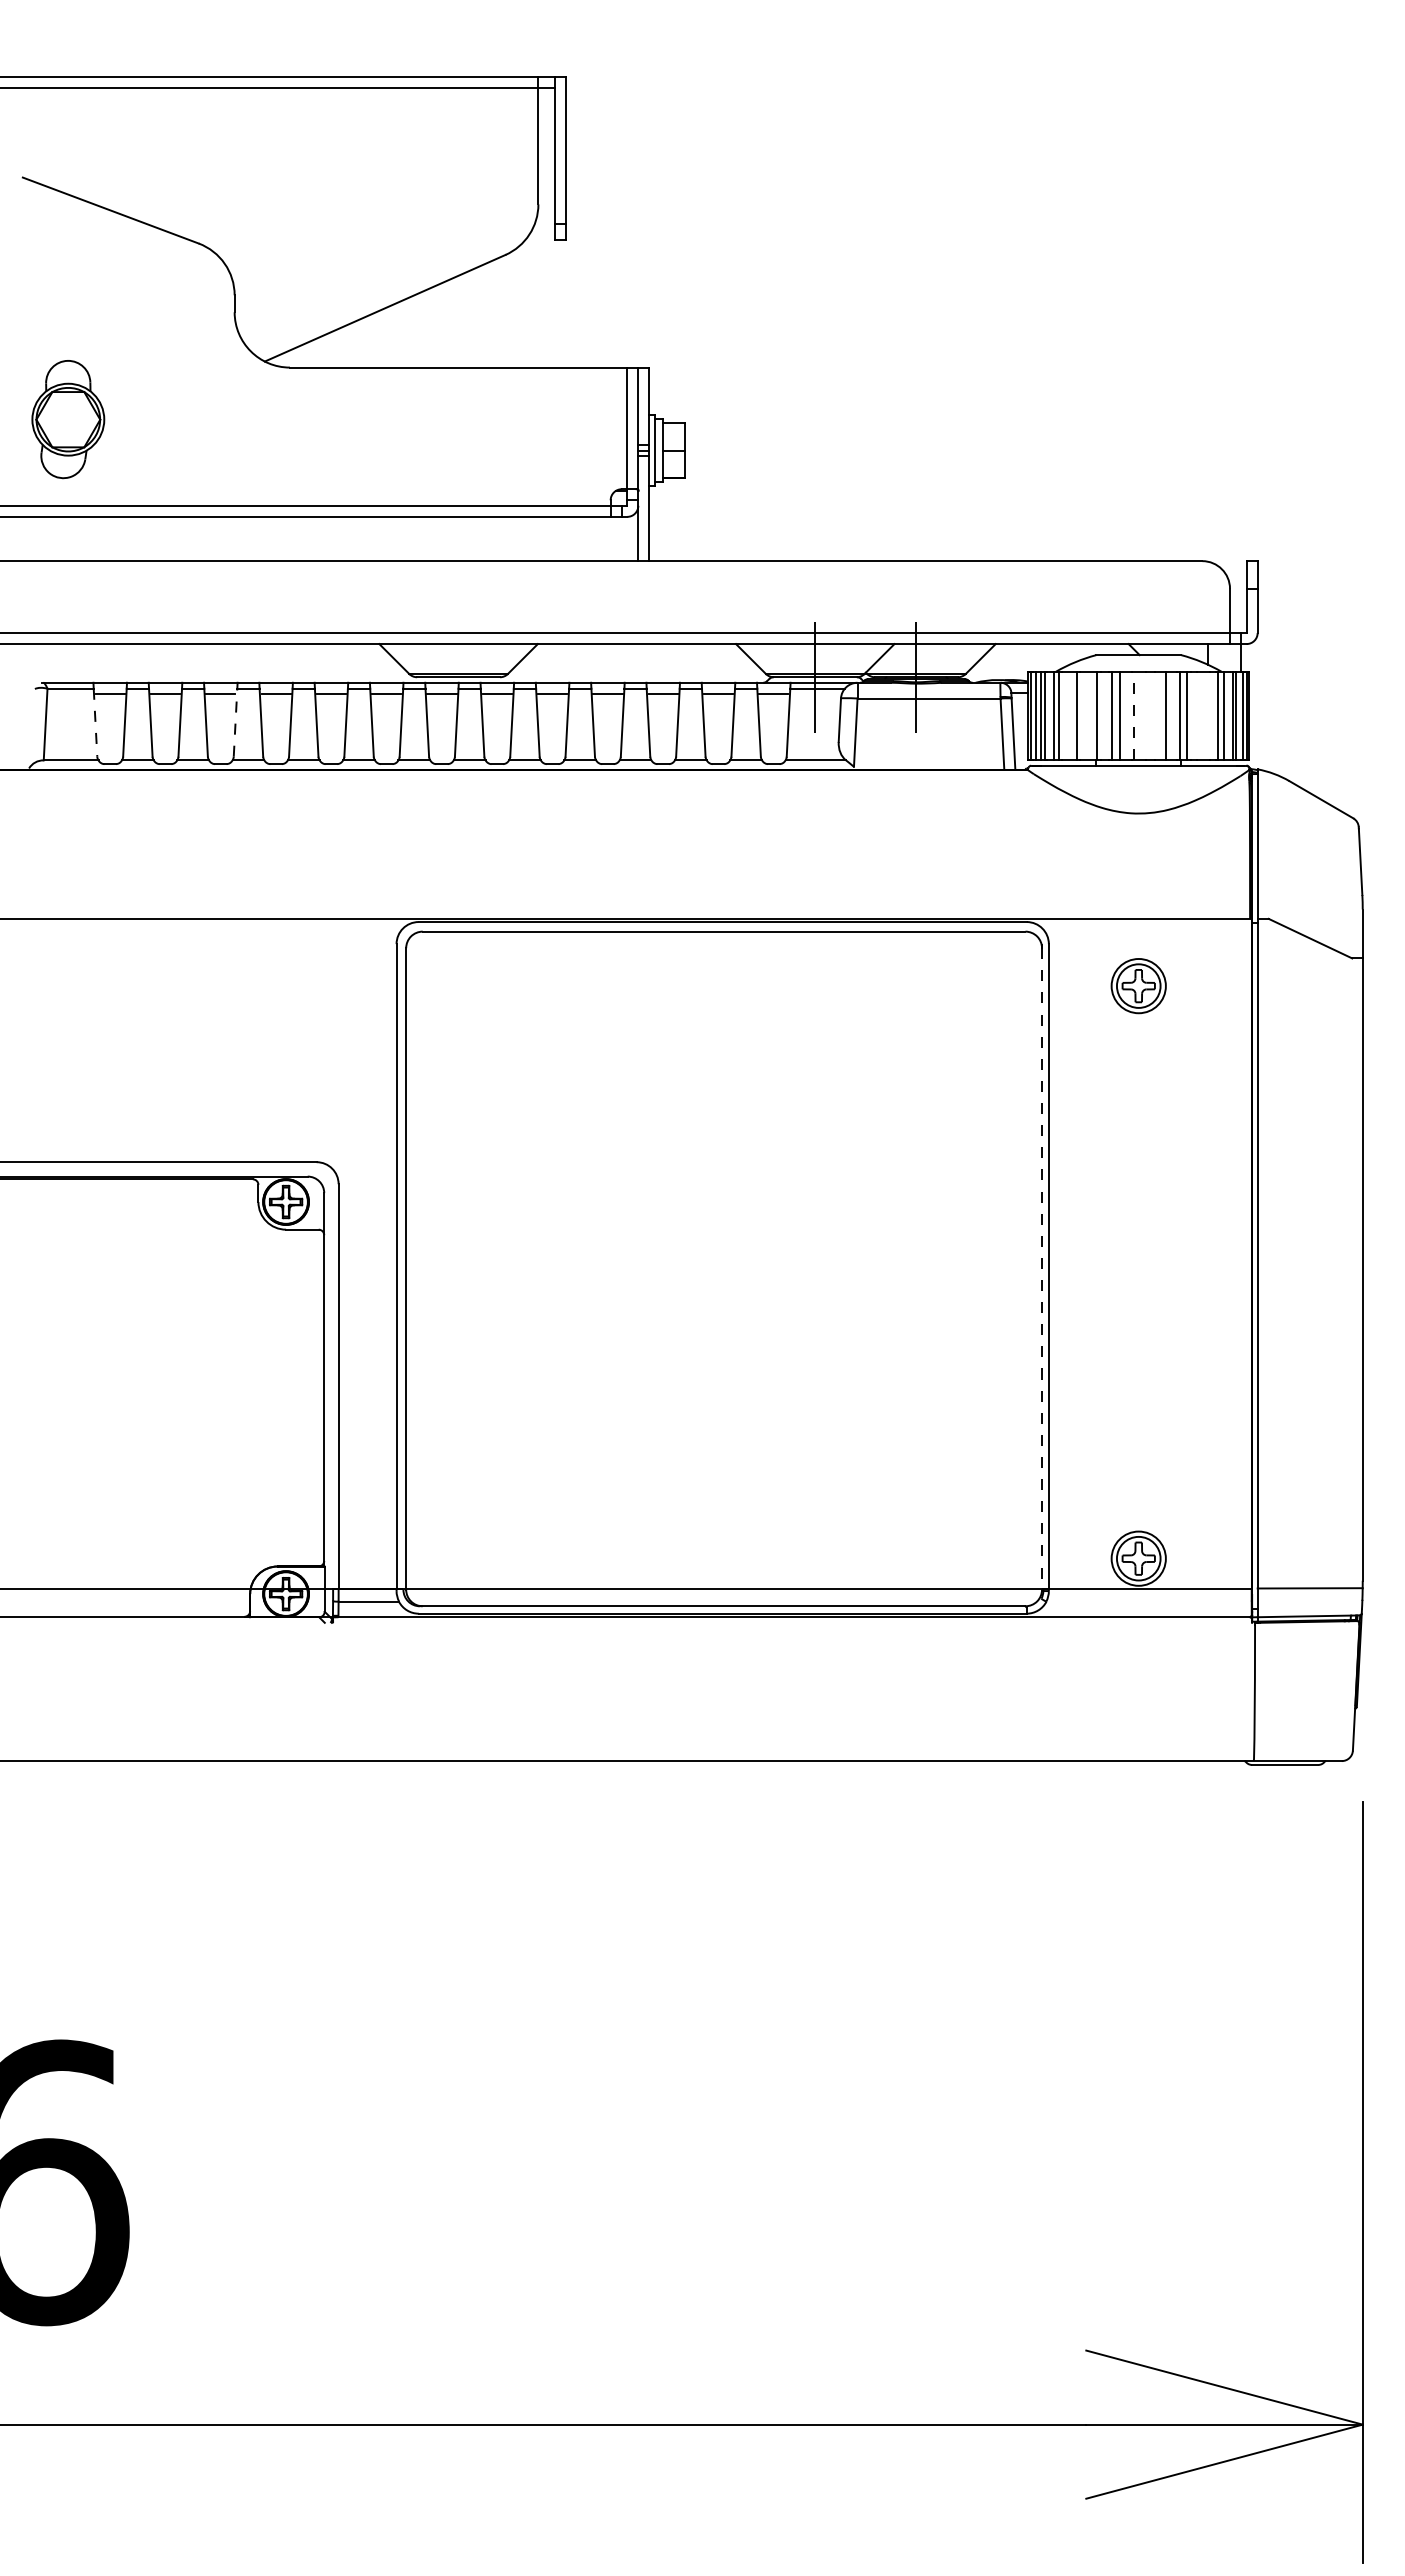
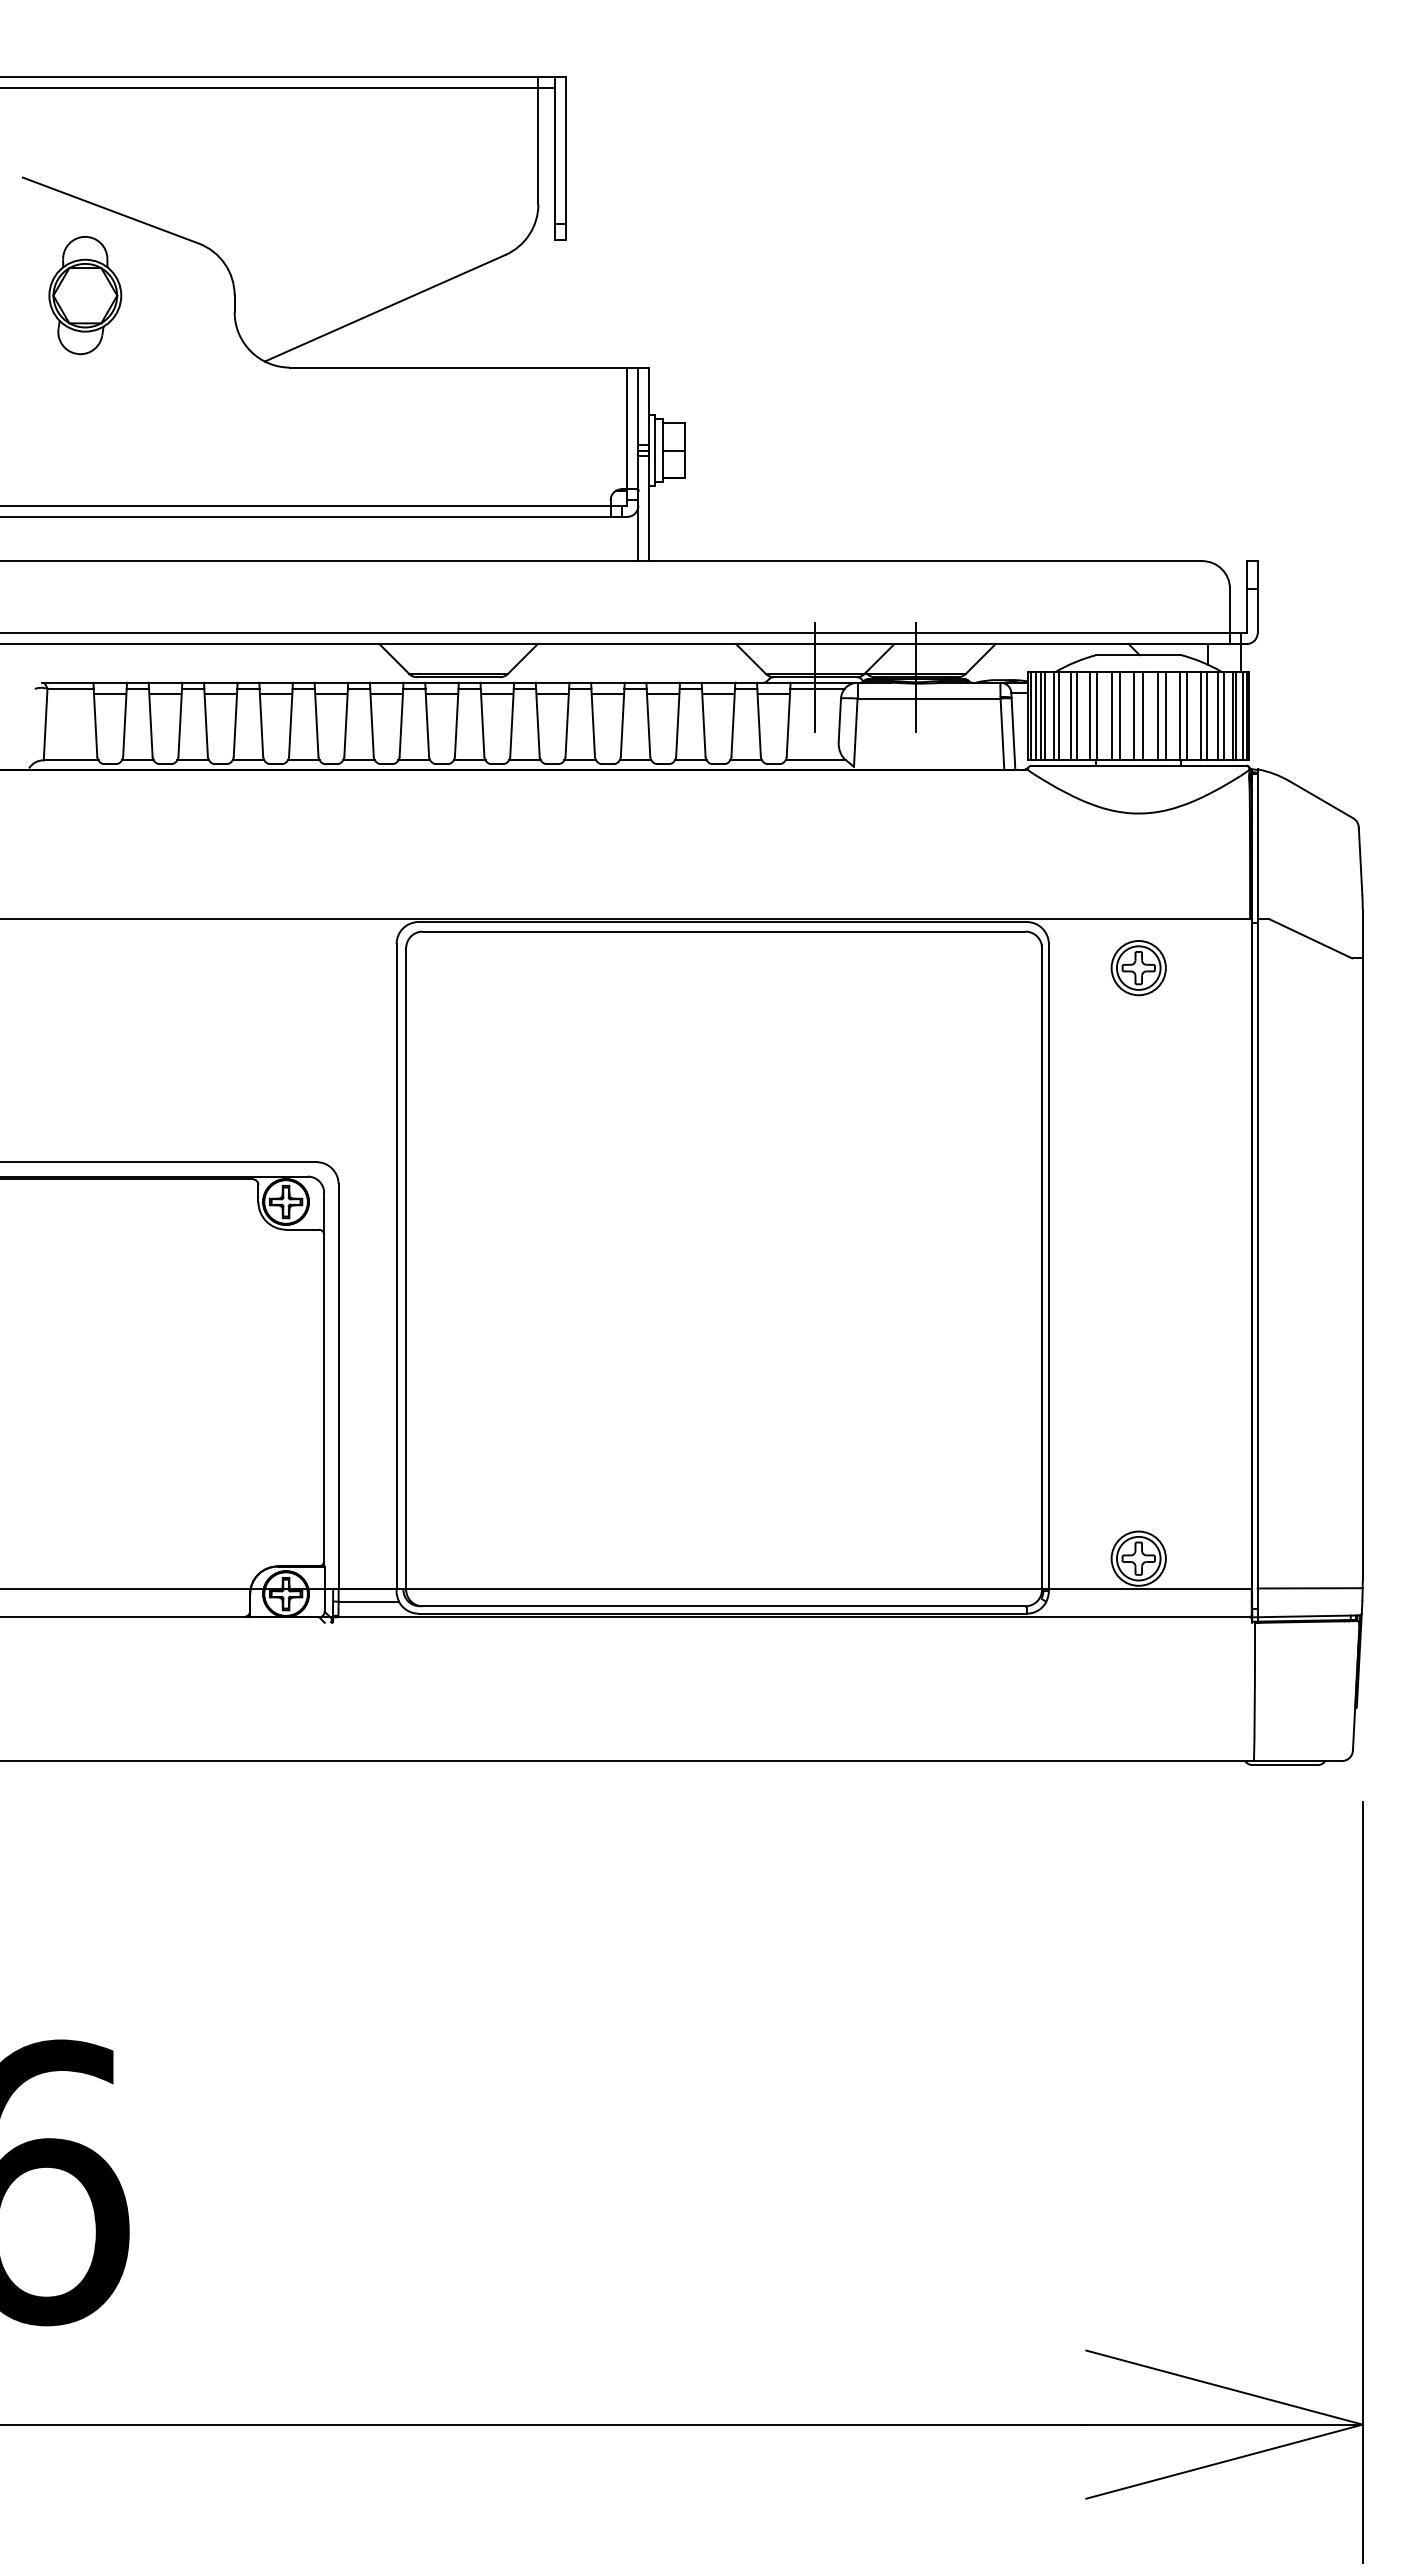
part position: (68, 419) -> (85, 295) (85, 295)
line: none -> present (1070, 715)
line: none -> present (1090, 715)
line: dashed -> solid (1134, 715)
line: none -> present (1142, 715)
line: none -> present (1157, 715)
line: none -> present (1200, 715)
line: none -> present (1206, 715)
line: dashed -> solid (235, 722)
line: dashed -> solid (95, 723)
part position: (1138, 986) -> (1138, 968) (1138, 968)
line: dashed -> solid (1042, 1268)
